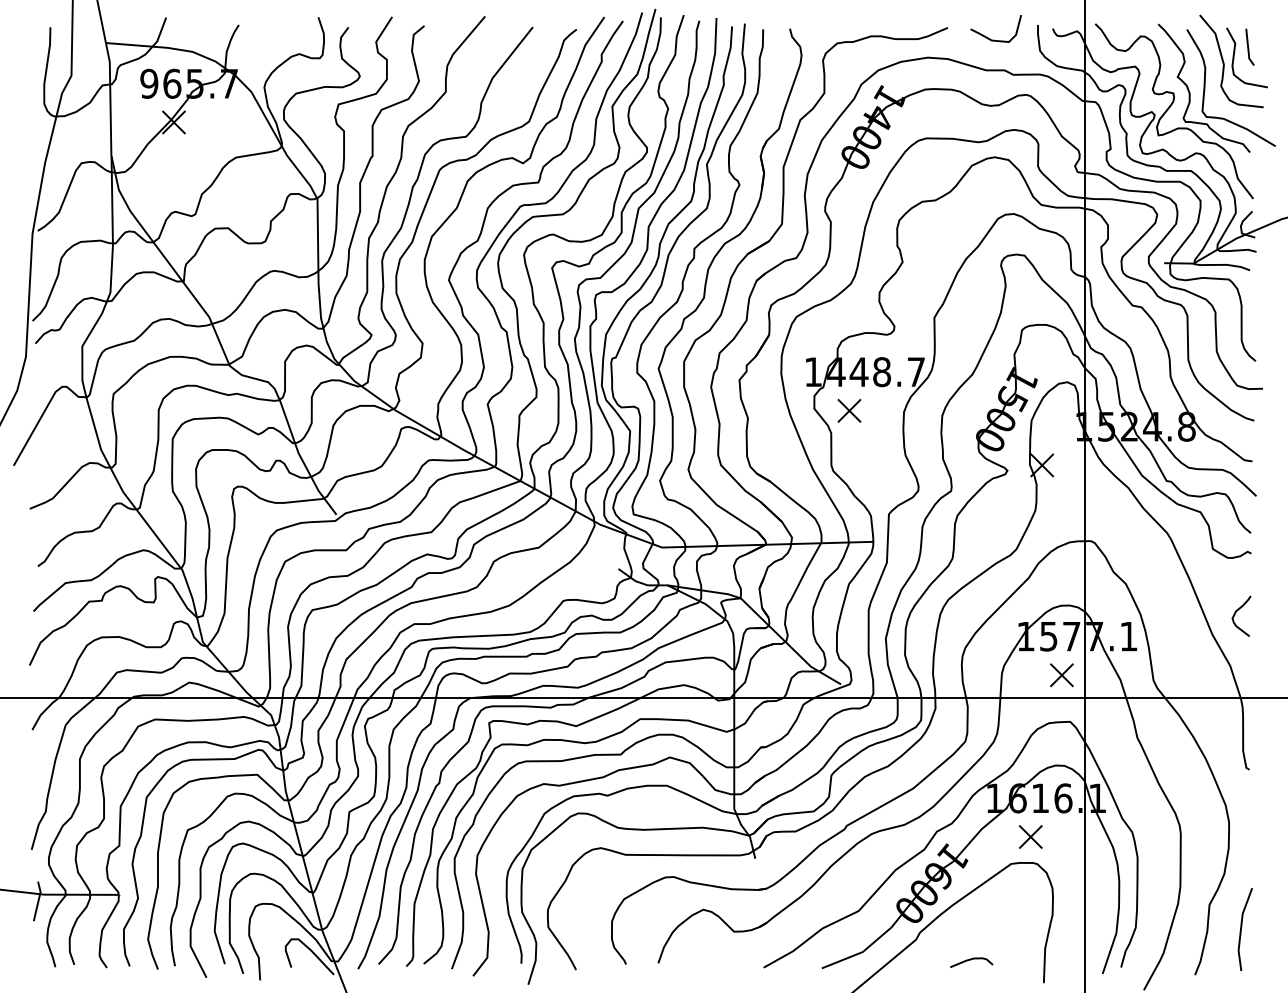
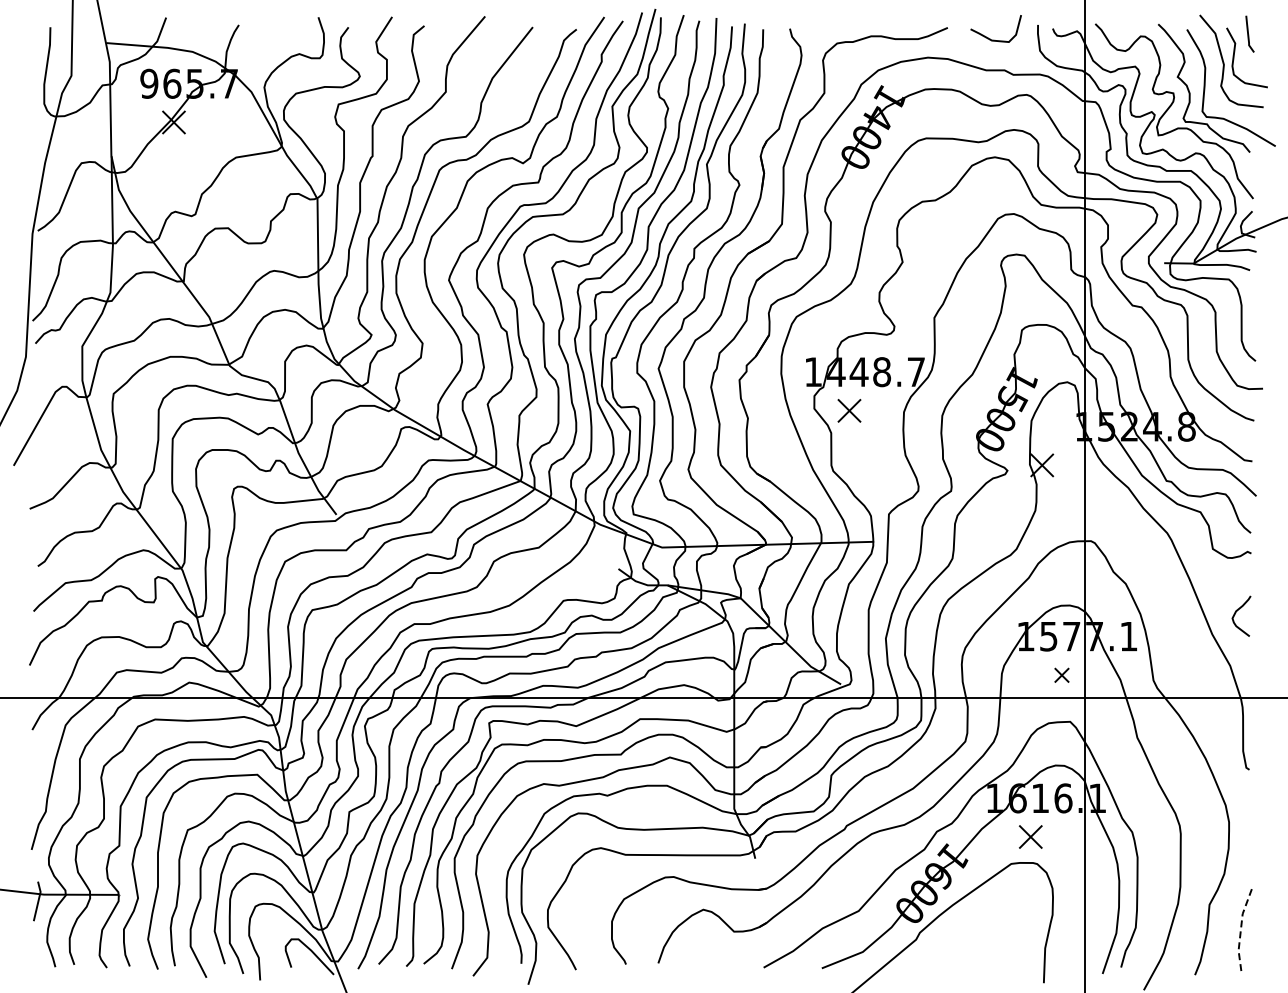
line position: (1248, 46) -> (1248, 33) (1248, 33)
part size: 24x25 px -> 16x16 px (1061, 674)
line: solid -> dashed (1241, 928)
curve: present -> none (971, 960)
